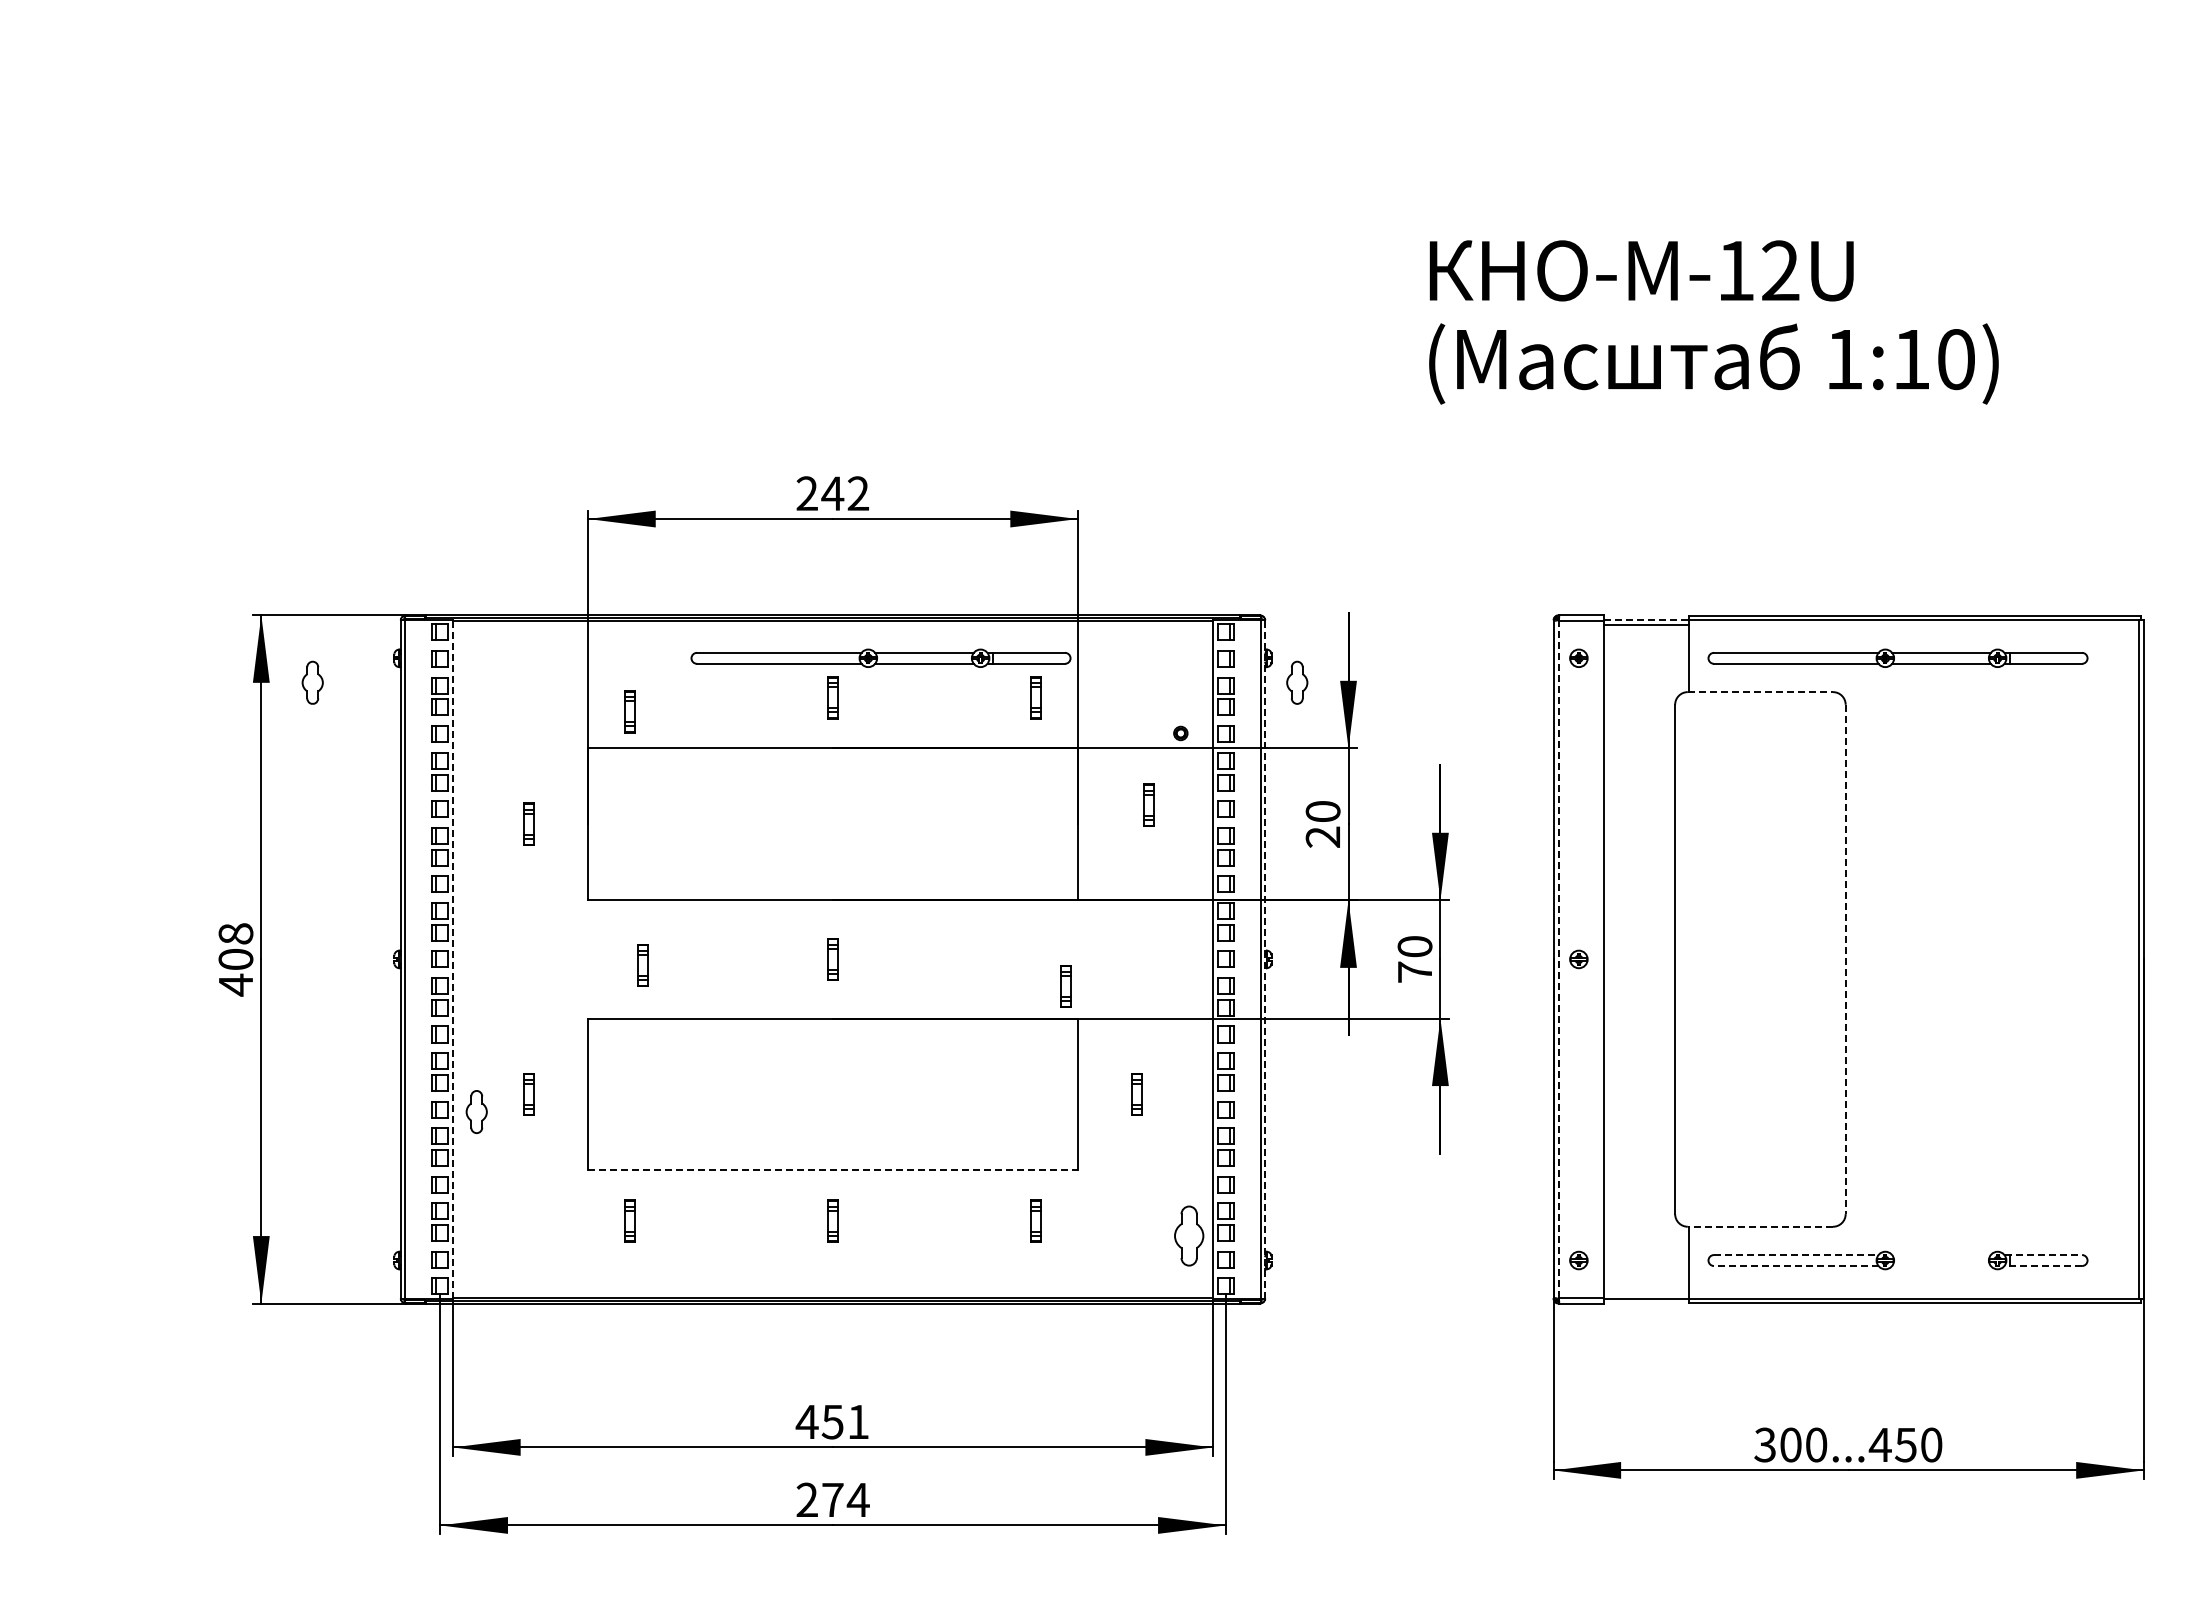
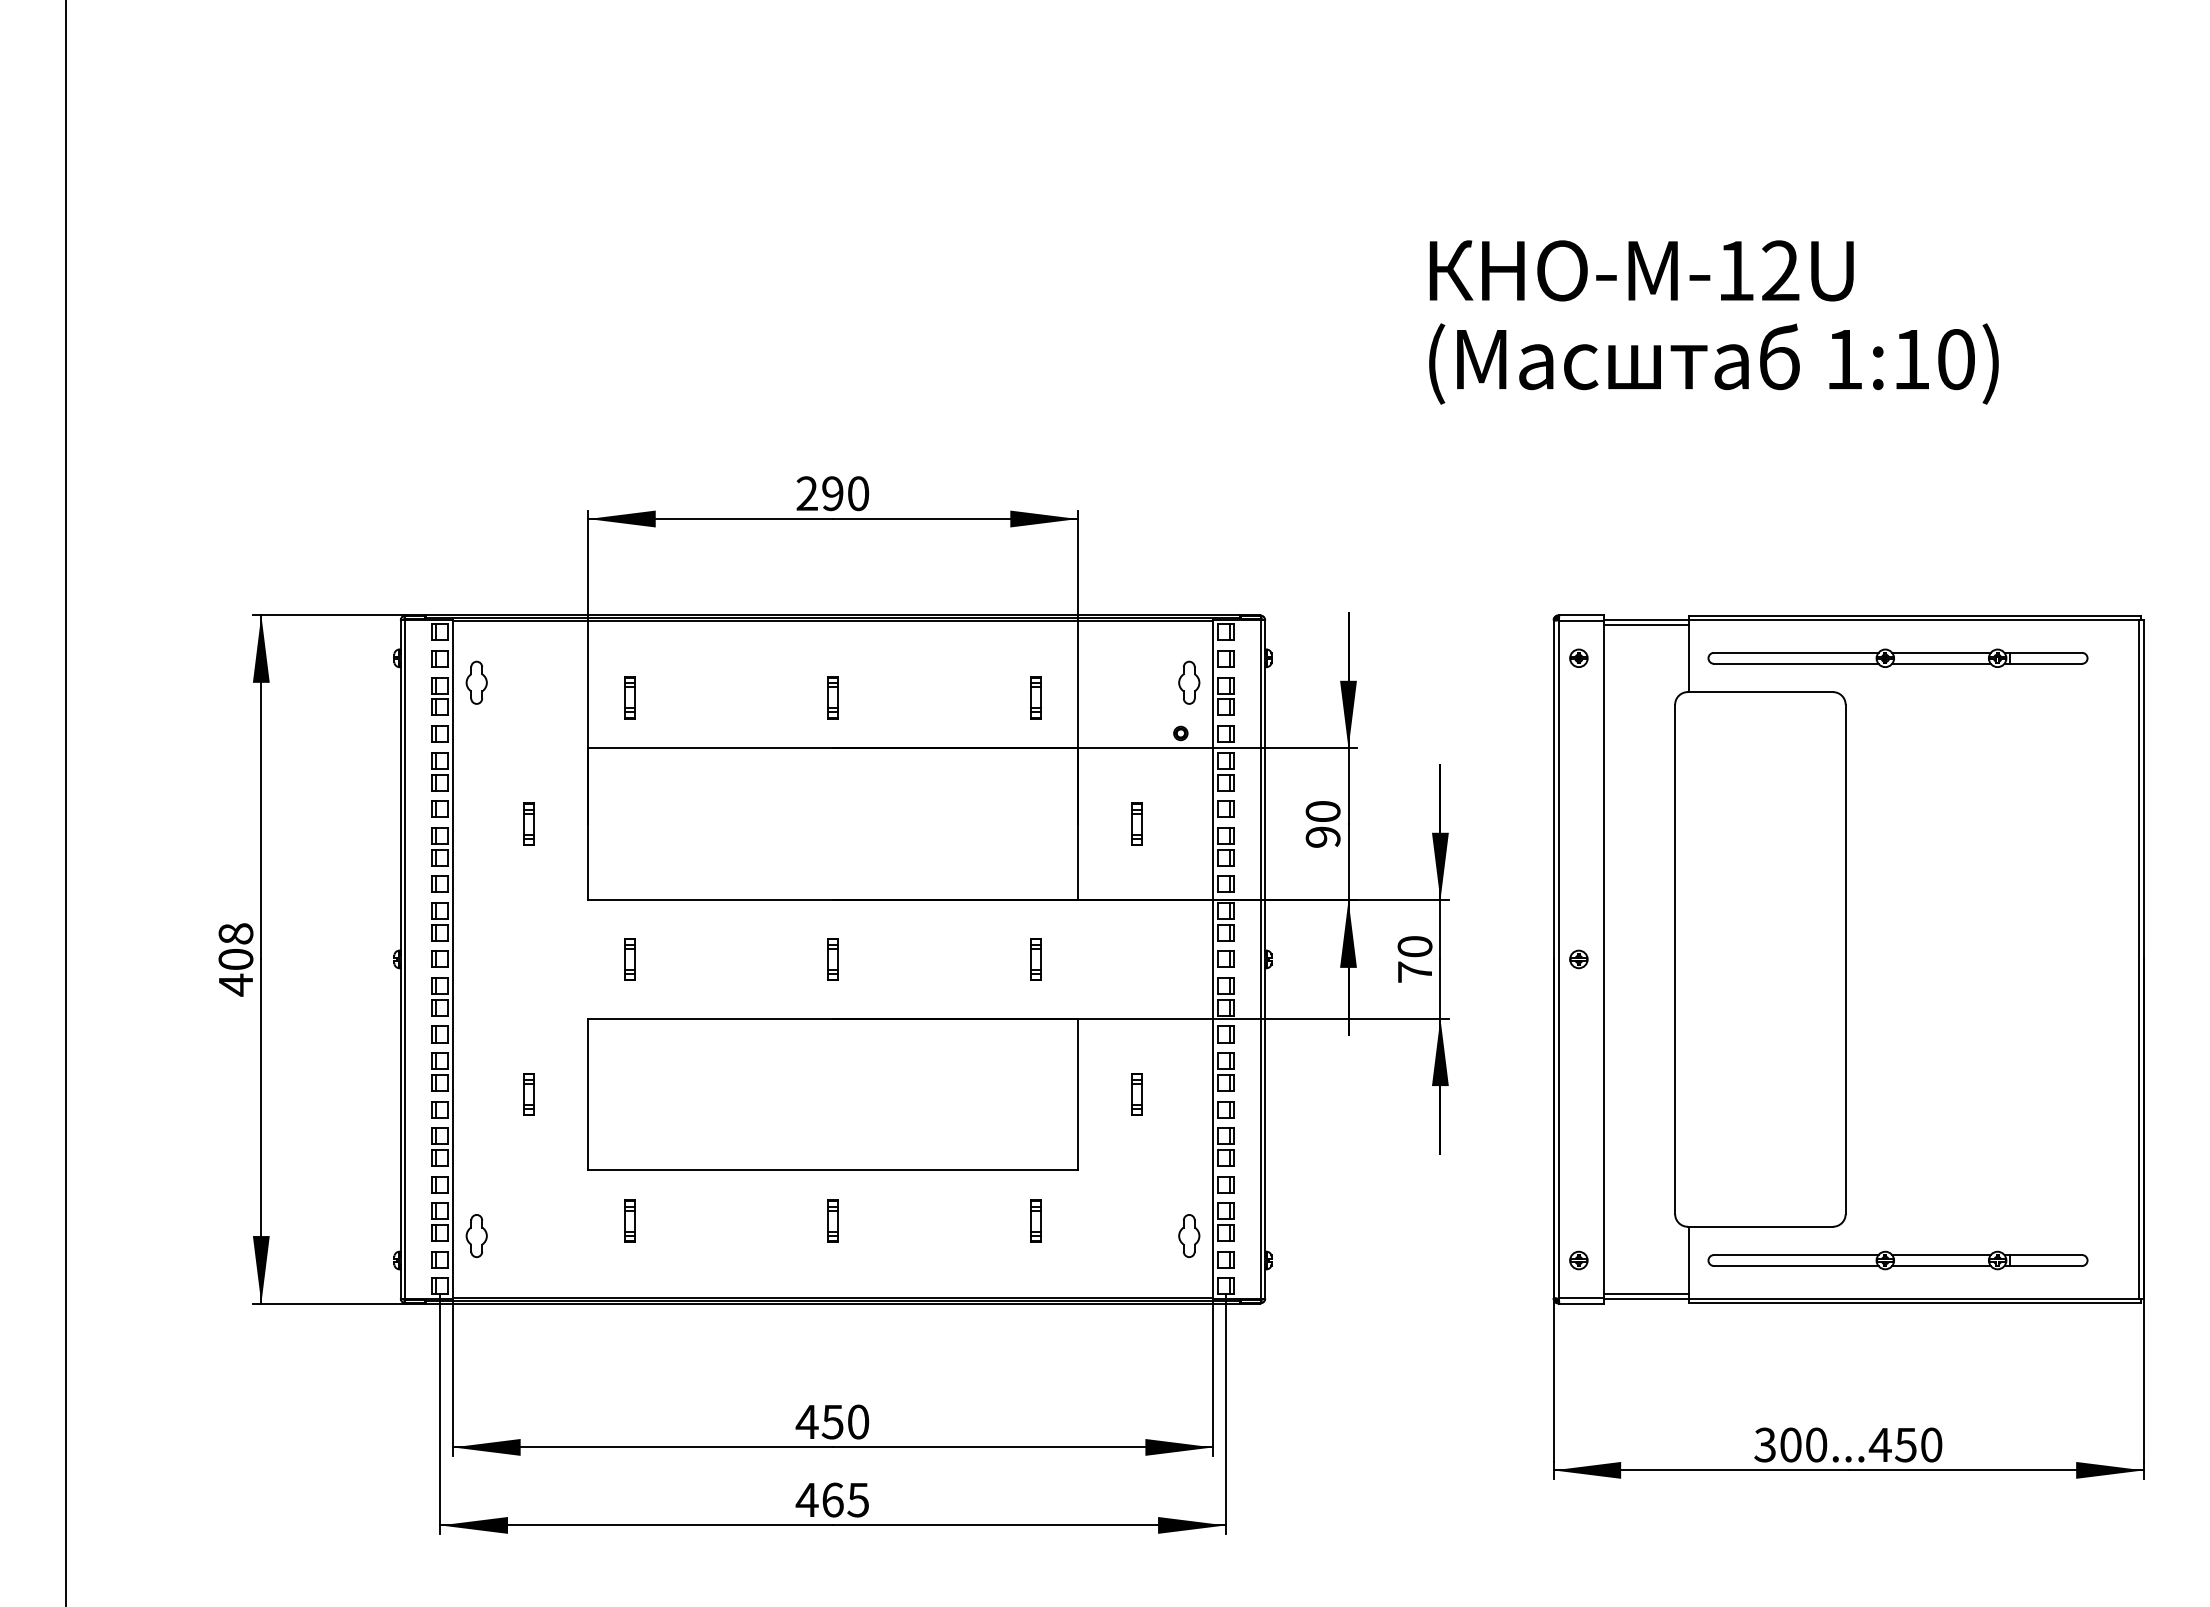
text: 242 -> 290 (845, 493)
line: dashed -> solid (1646, 620)
part: present -> none (880, 657)
part position: (312, 682) -> (476, 682) (476, 682)
part position: (1297, 682) -> (1189, 682) (1189, 682)
line: dashed -> solid (1760, 692)
part position: (629, 711) -> (629, 697) (629, 697)
line: none -> present (66, 802)
part position: (1148, 804) -> (1136, 823) (1136, 823)
text: 20 -> 90 (1323, 836)
line: dashed -> solid (453, 958)
line: dashed -> solid (1265, 958)
line: dashed -> solid (1558, 959)
line: dashed -> solid (1845, 959)
part position: (642, 965) -> (629, 959) (629, 959)
part position: (1065, 986) -> (1035, 959) (1035, 959)
part position: (476, 1111) -> (476, 1235) (476, 1235)
line: dashed -> solid (833, 1170)
line: dashed -> solid (1760, 1226)
part size: 31x62 px -> 23x44 px (1189, 1235)
line: dashed -> solid (1796, 1255)
line: none -> present (1941, 1255)
line: dashed -> solid (2043, 1255)
line: dashed -> solid (1795, 1266)
line: none -> present (1941, 1266)
line: dashed -> solid (2043, 1266)
line: none -> present (1646, 1294)
text: 451 -> 450 (858, 1421)
text: 274 -> 465 (832, 1499)
